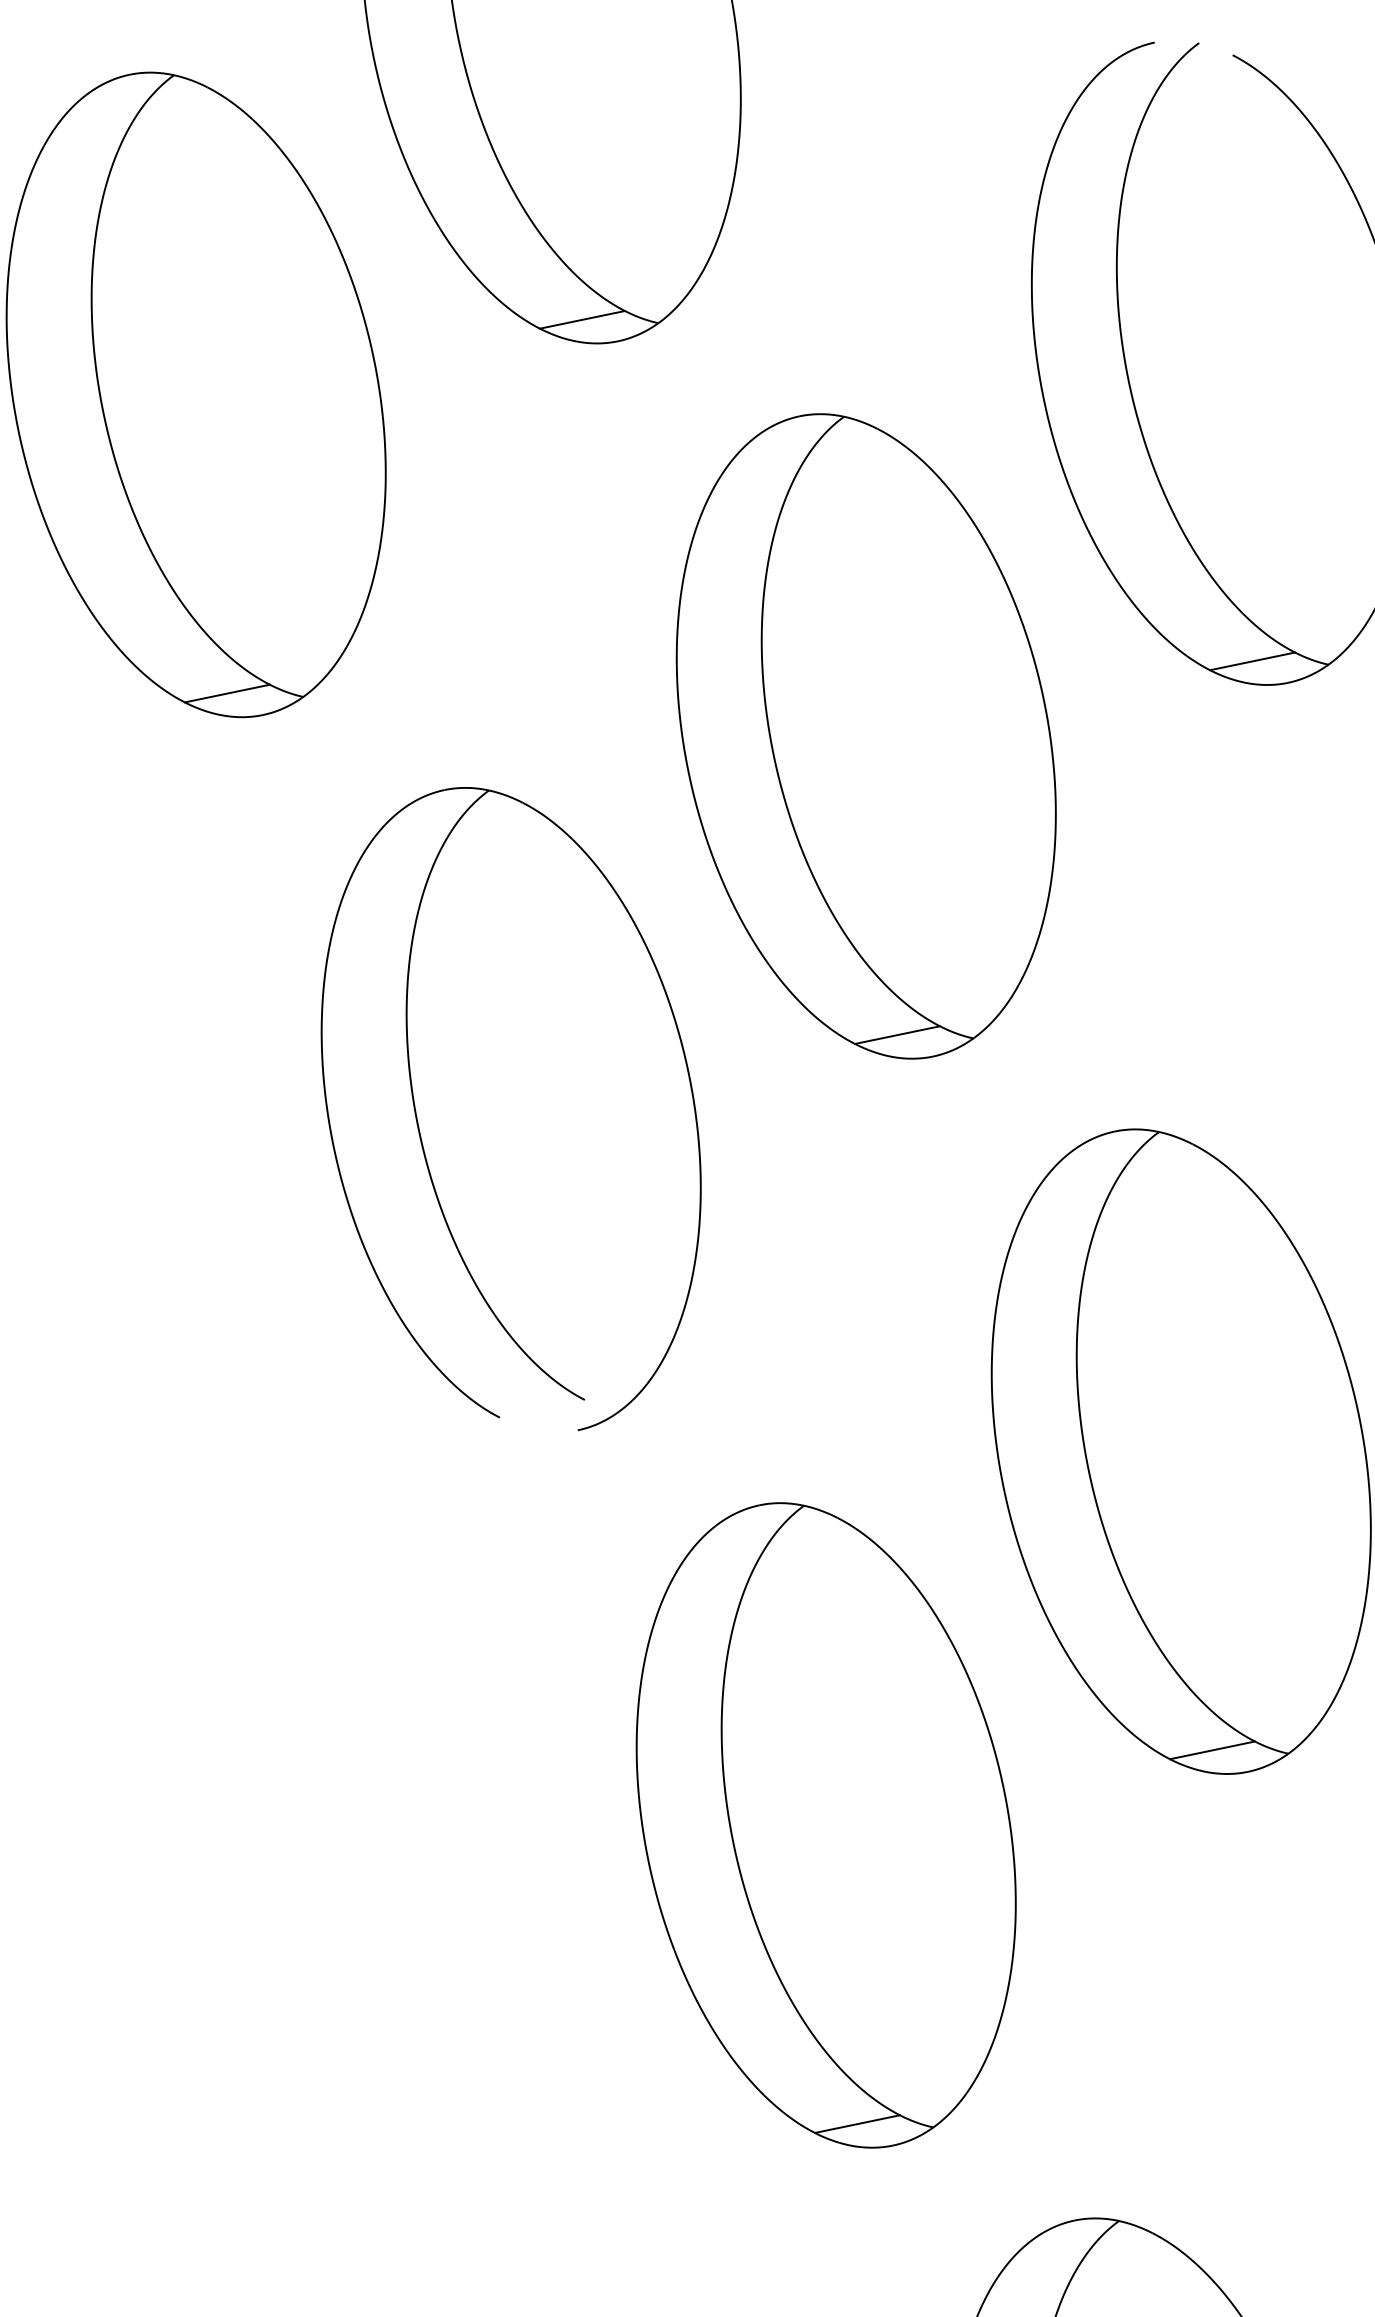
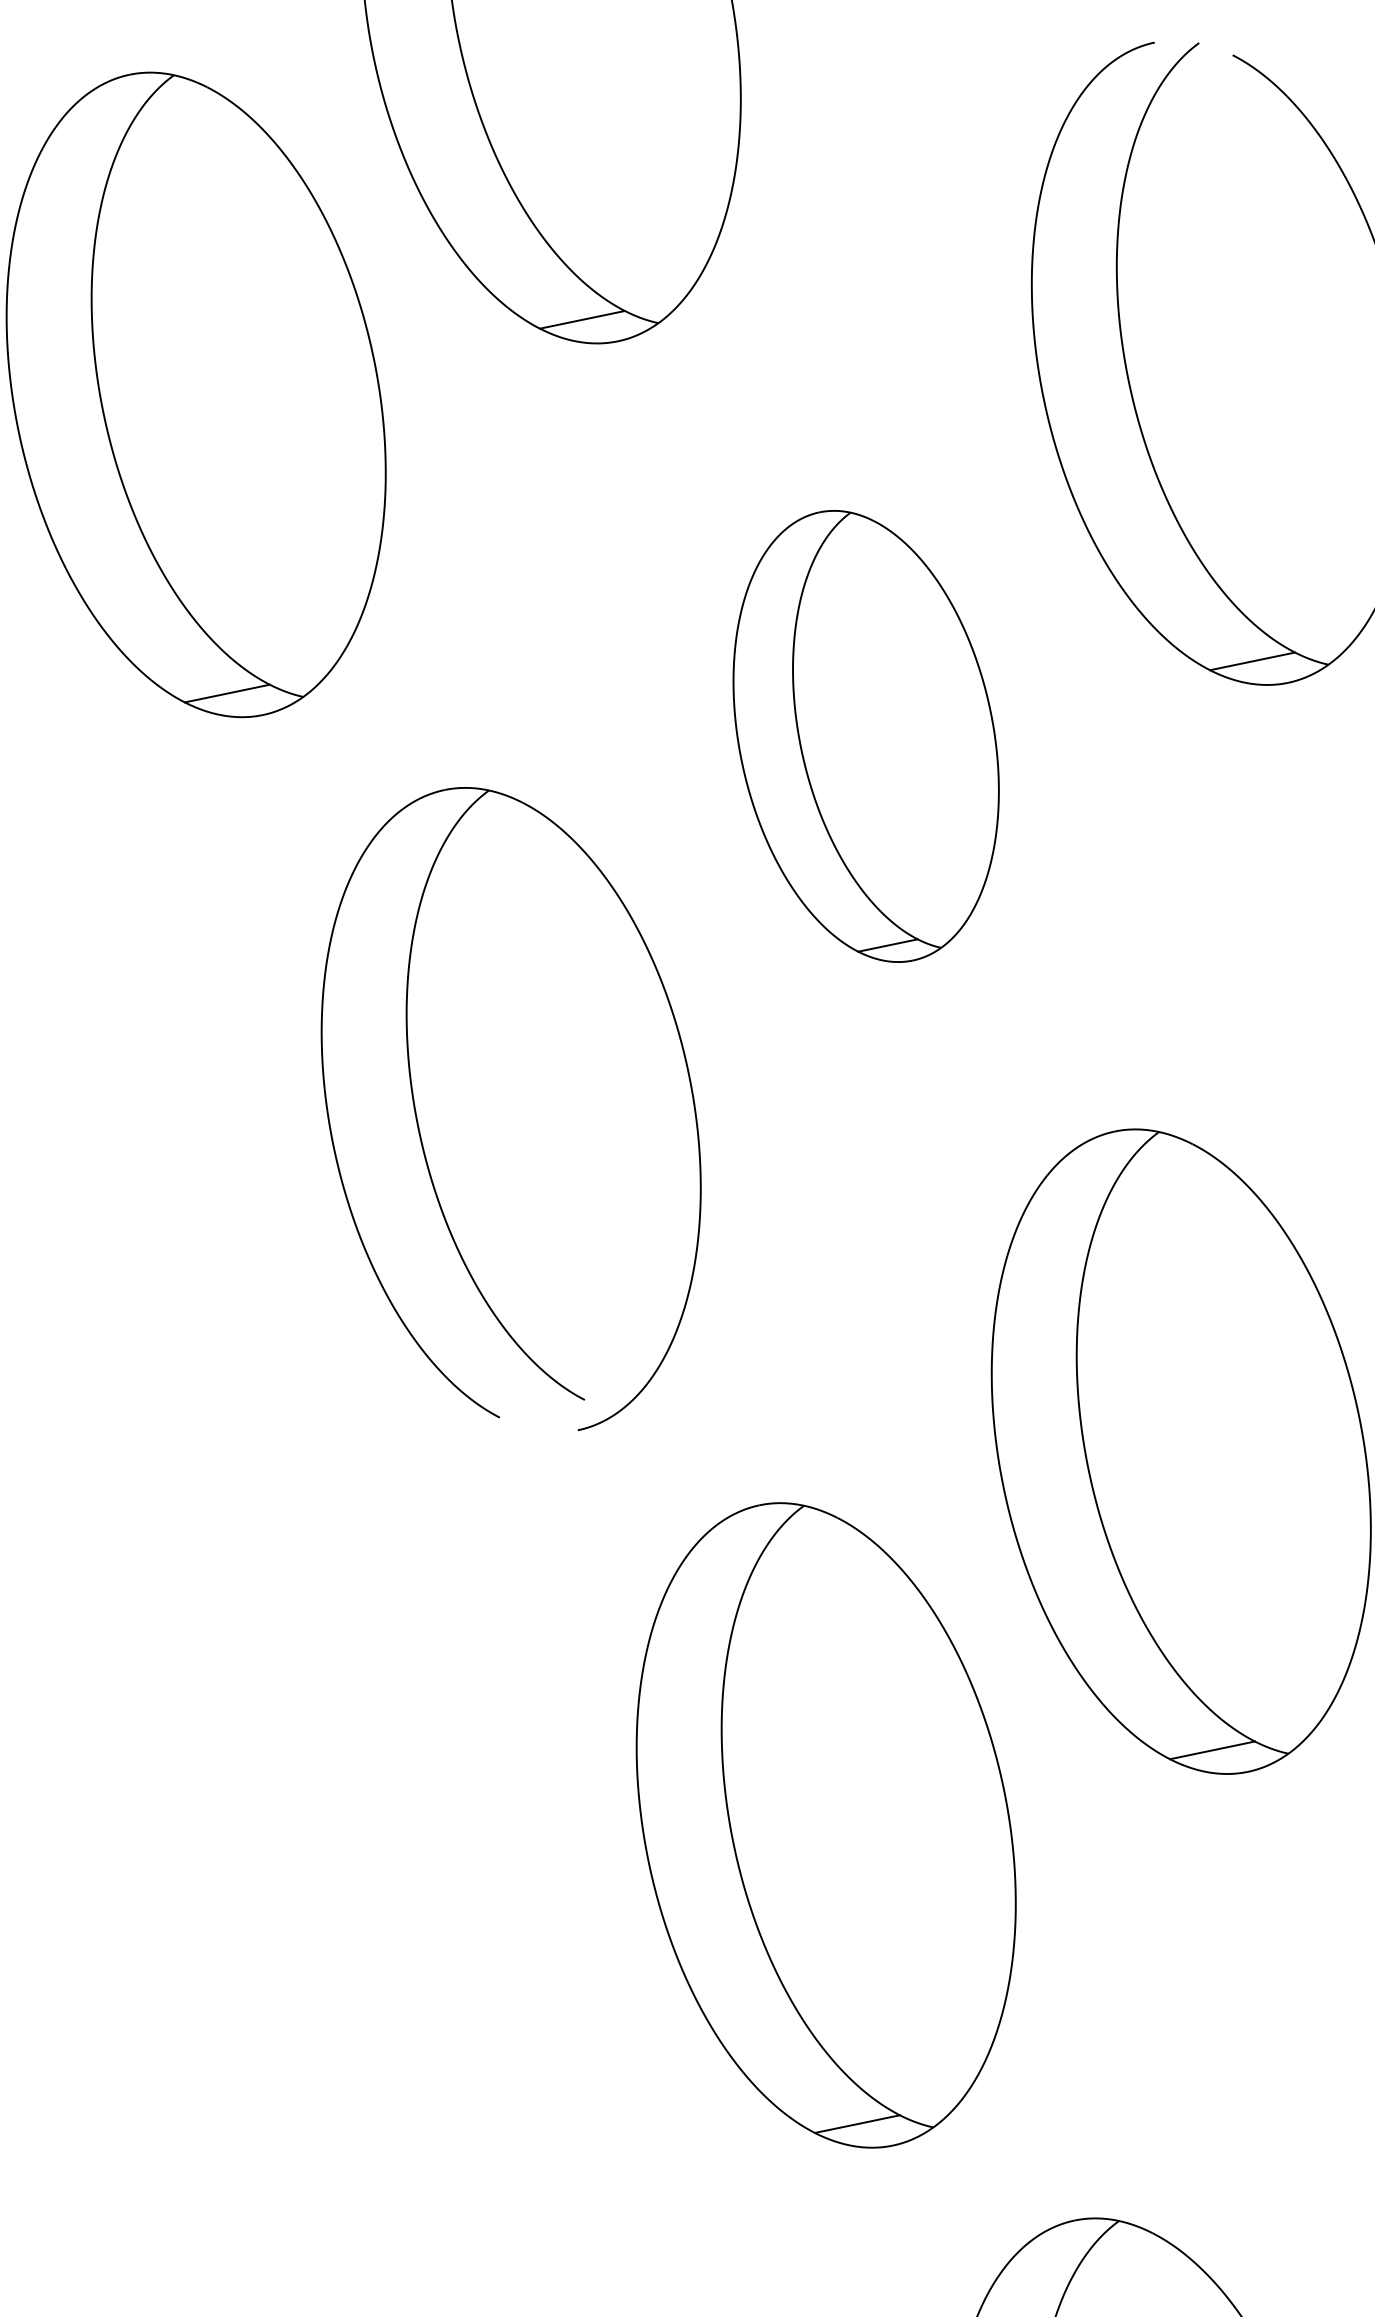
part size: 382x647 px -> 268x453 px (865, 736)
